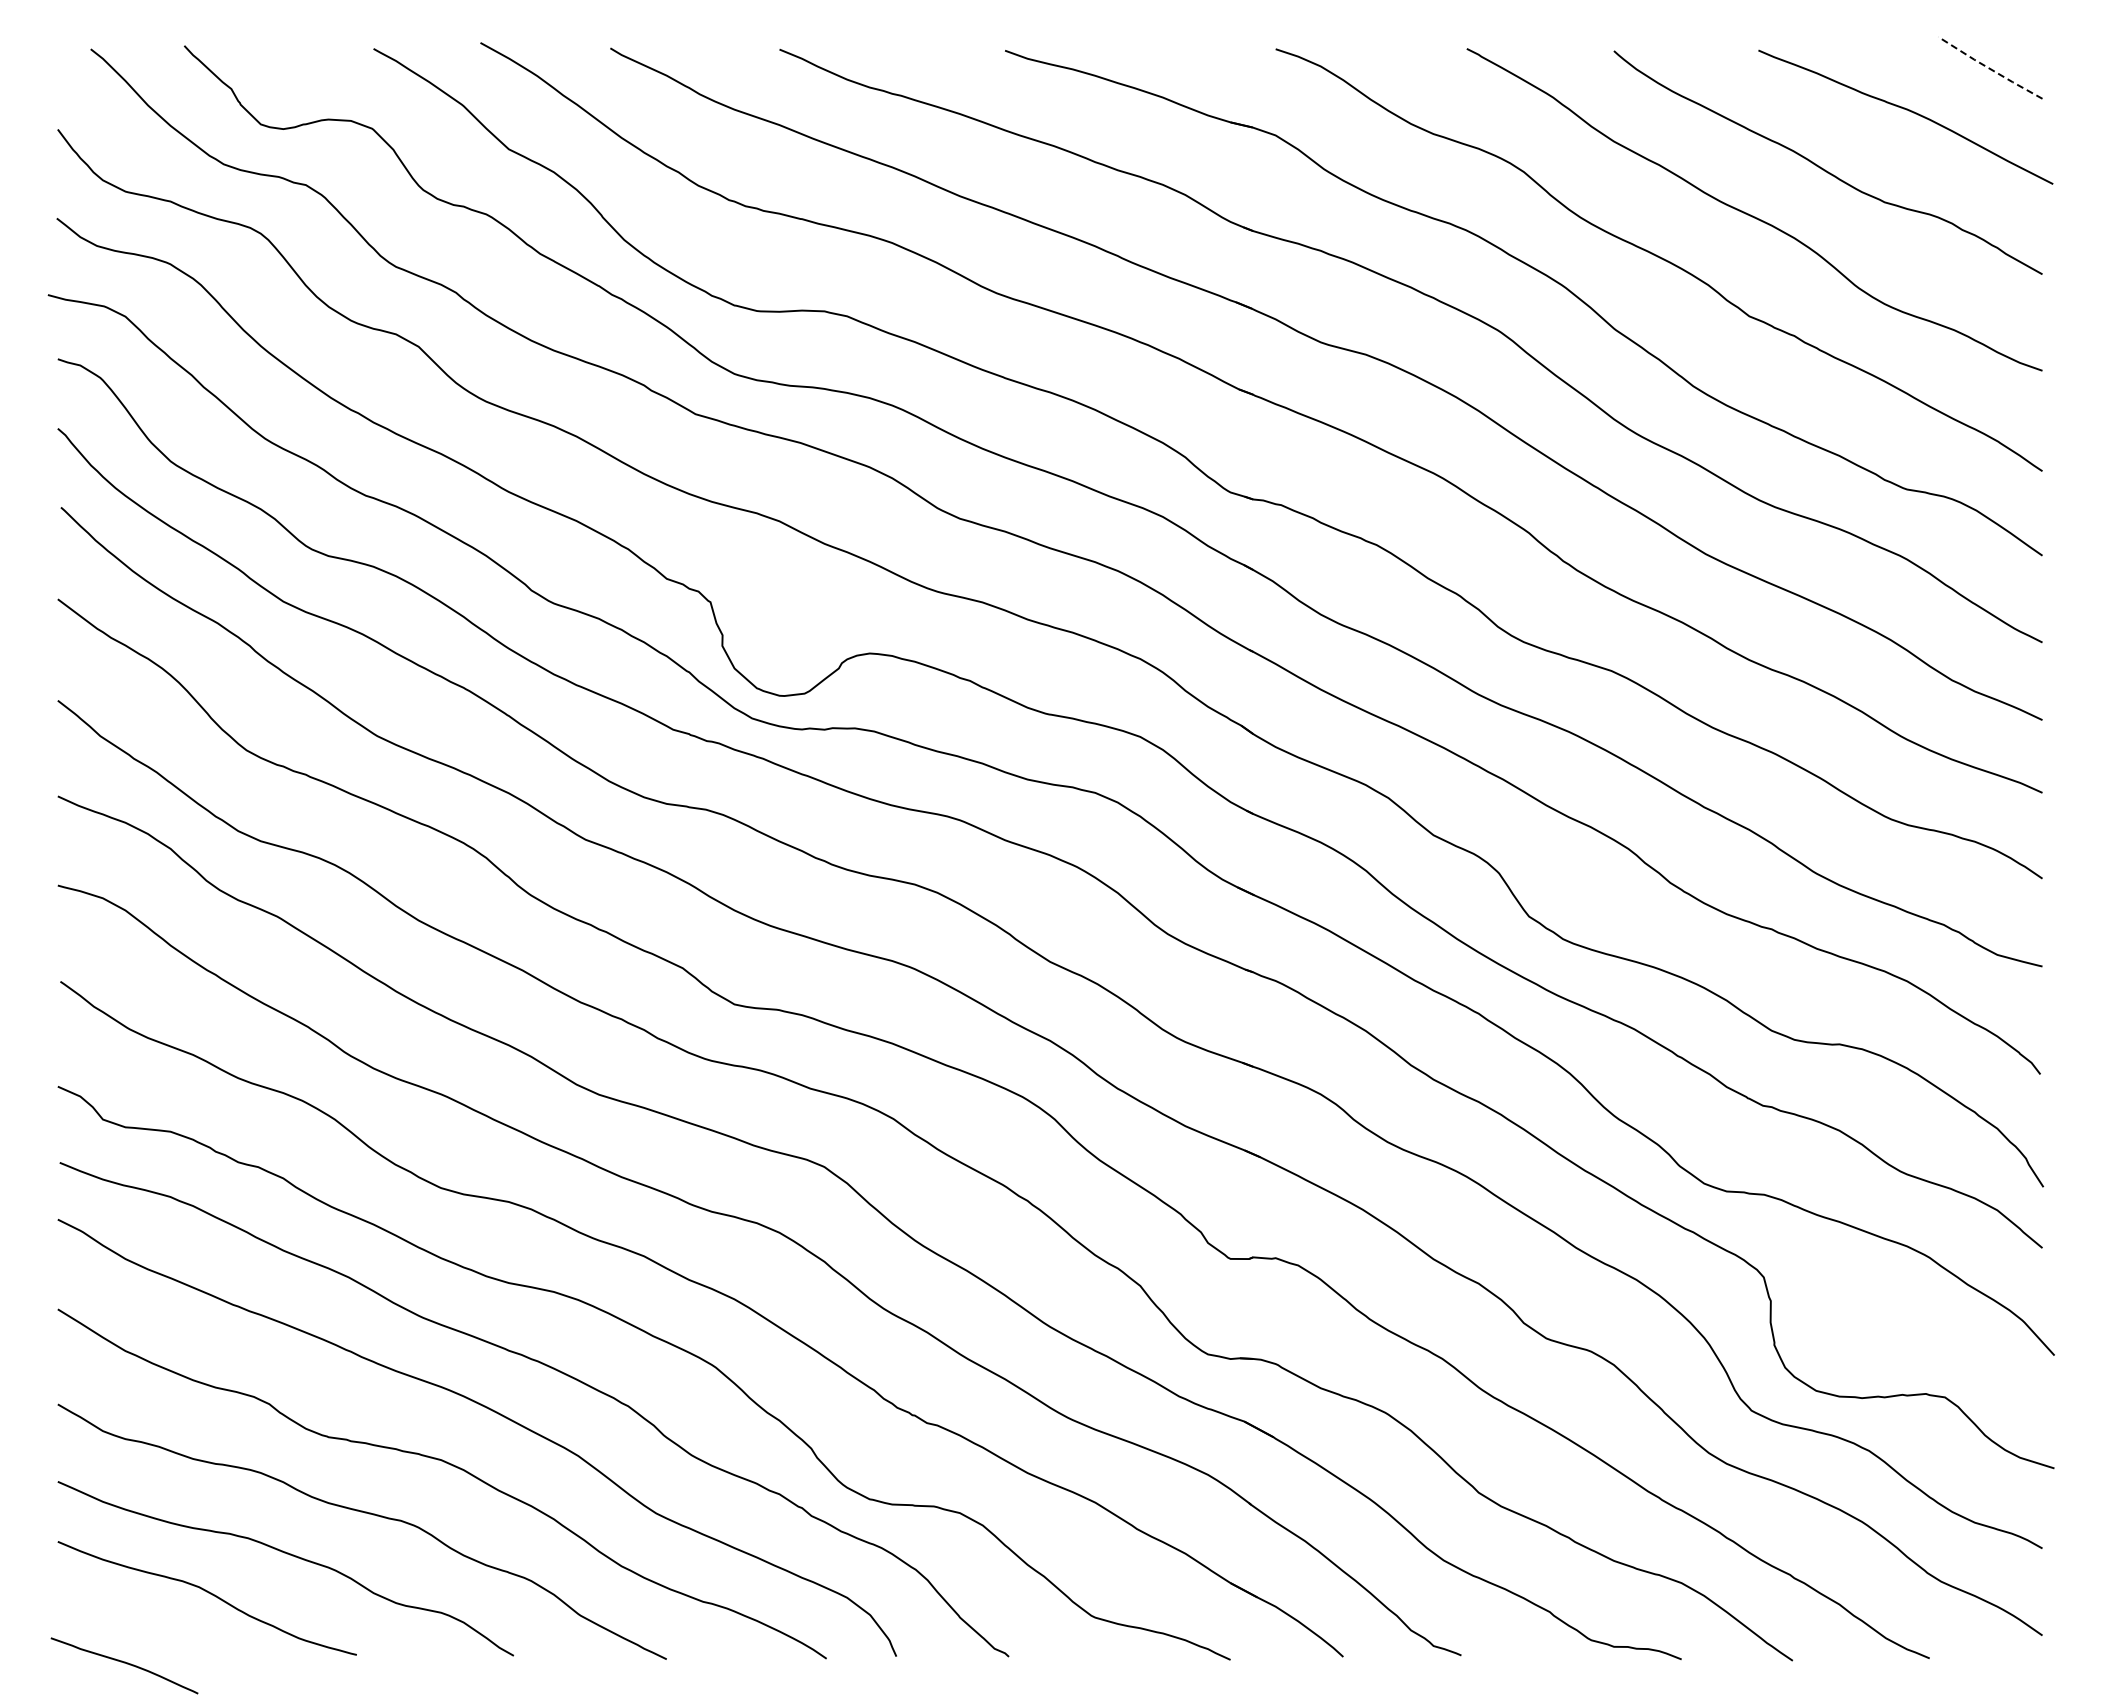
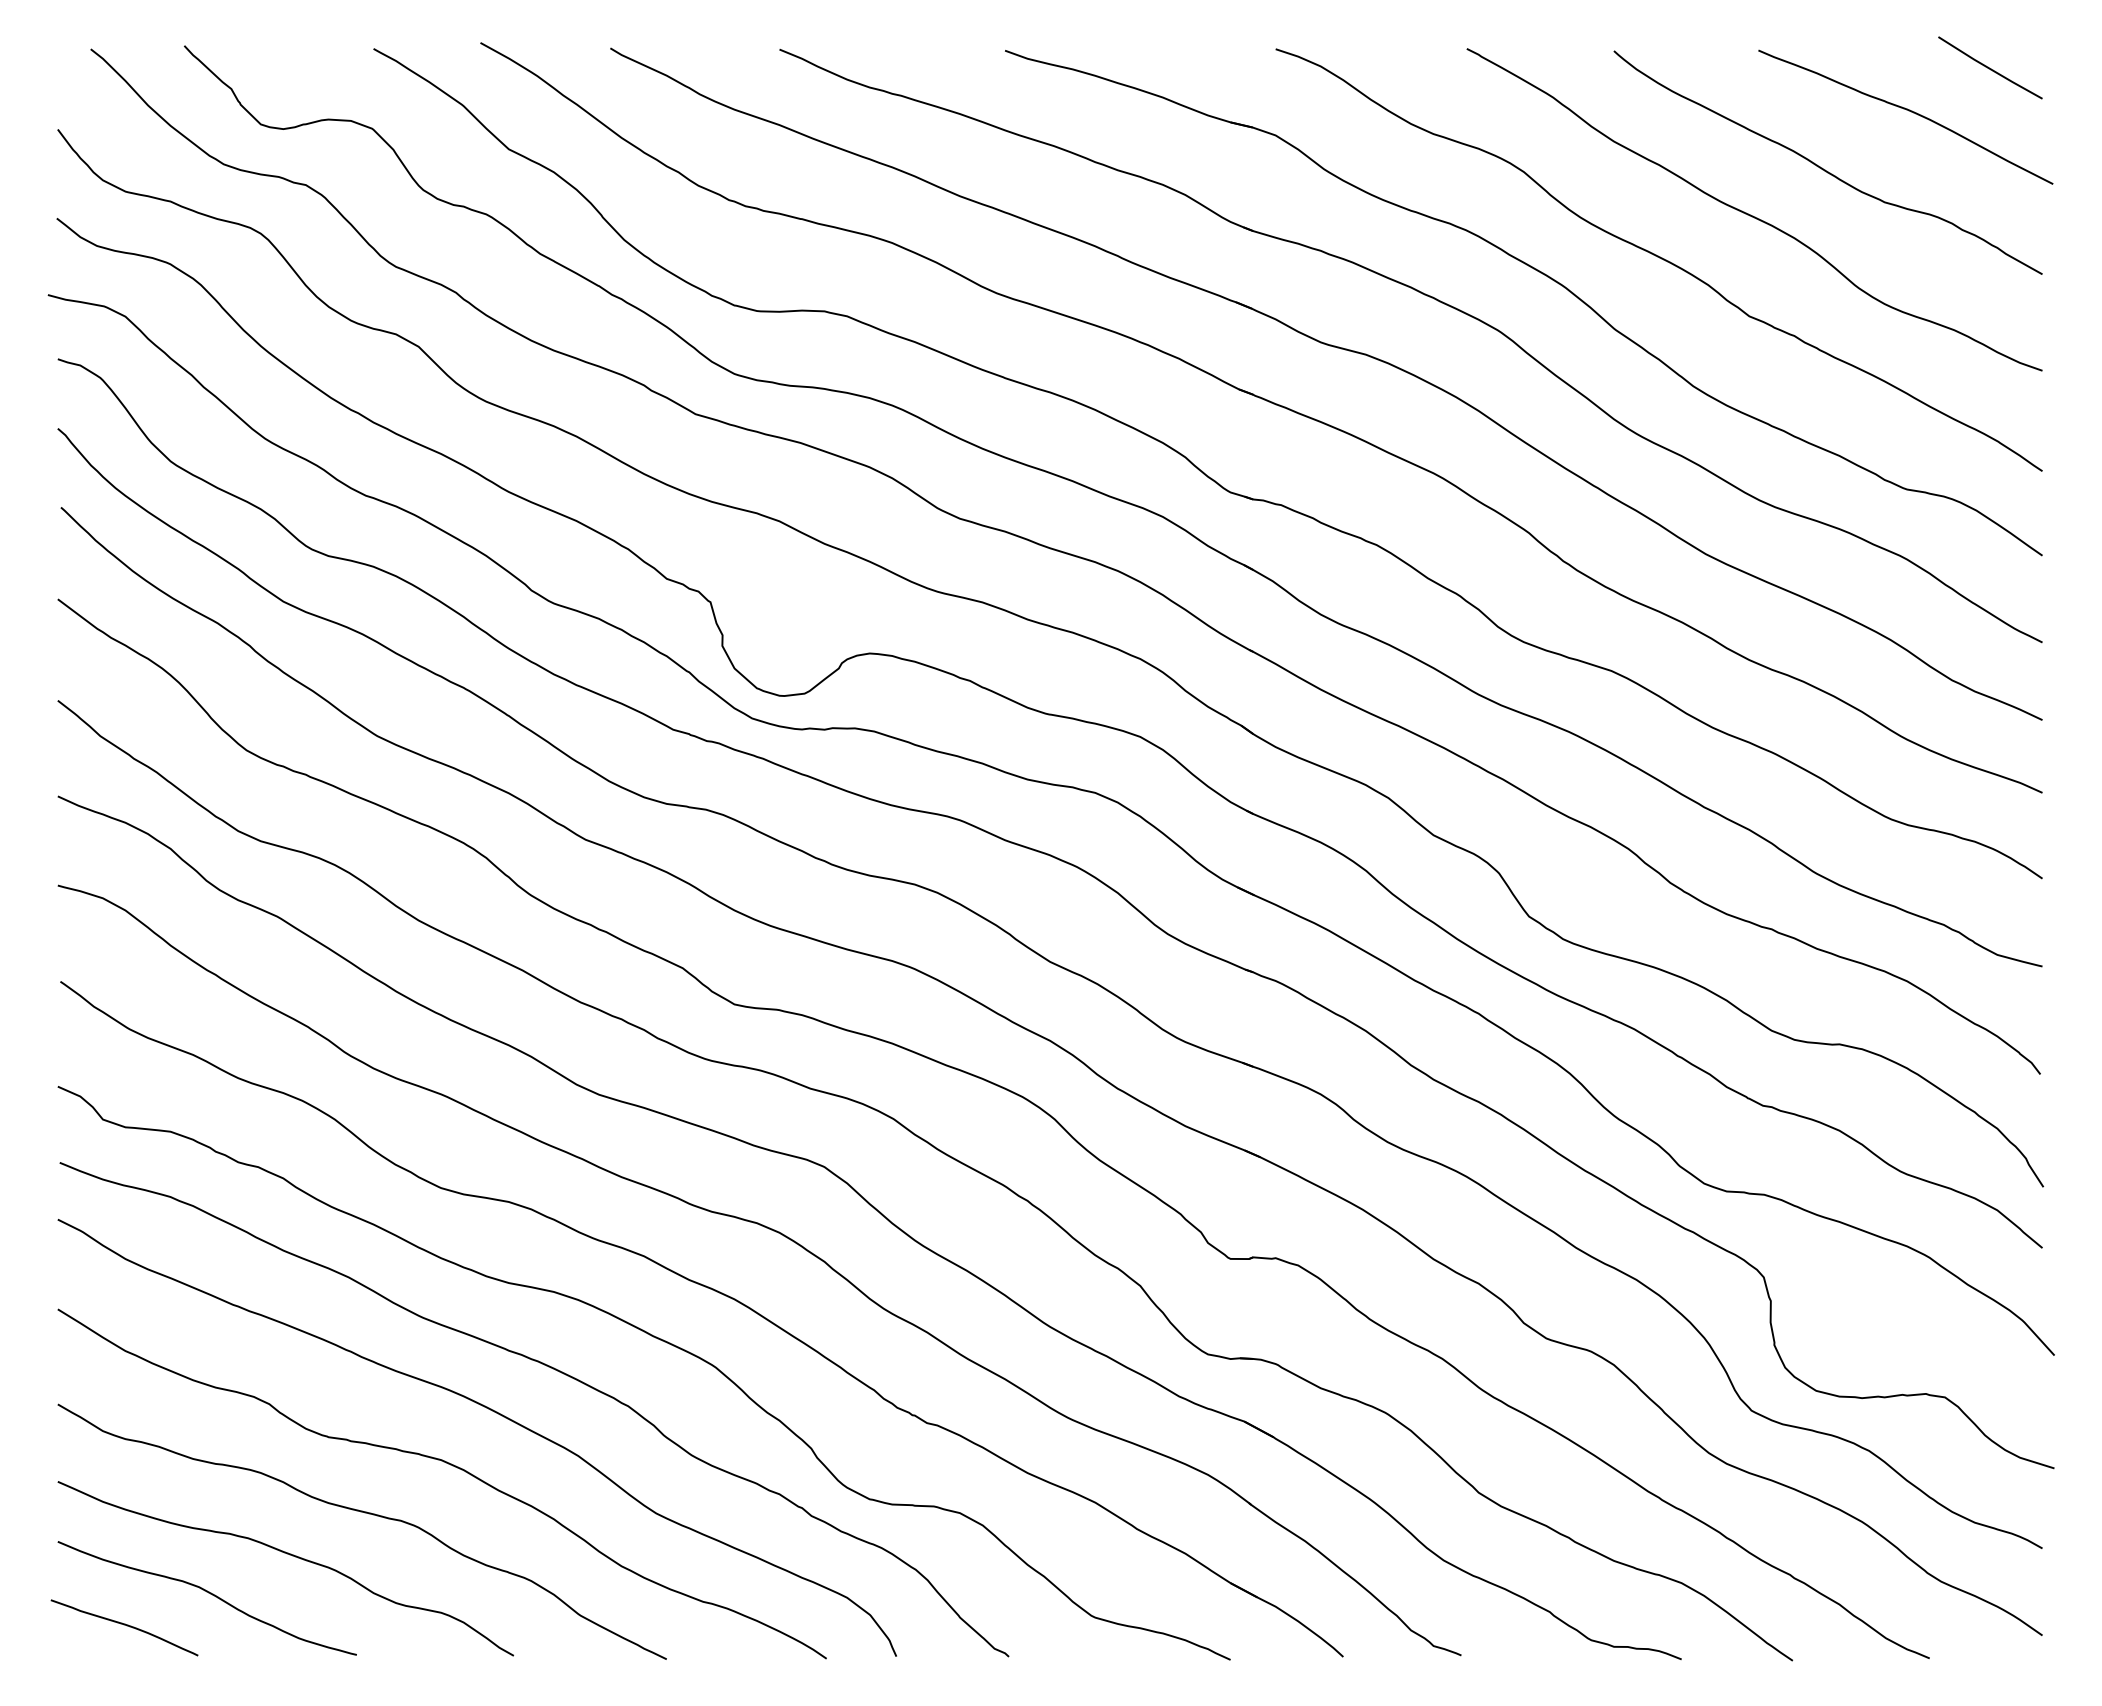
line: dashed -> solid (1989, 68)
curve position: (124, 1663) -> (124, 1625) (124, 1625)
